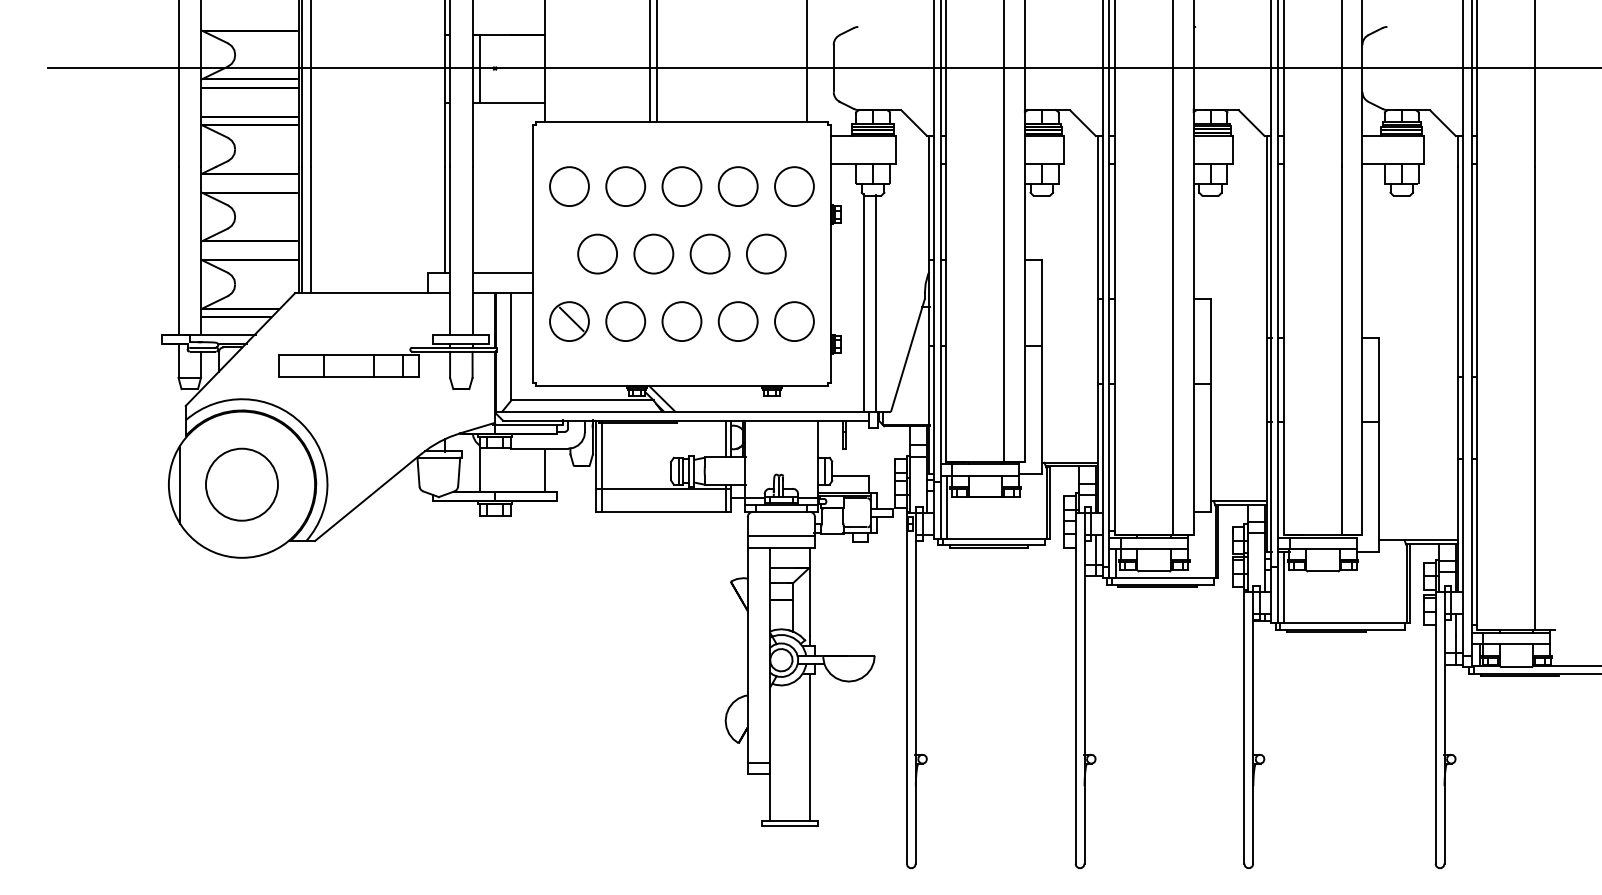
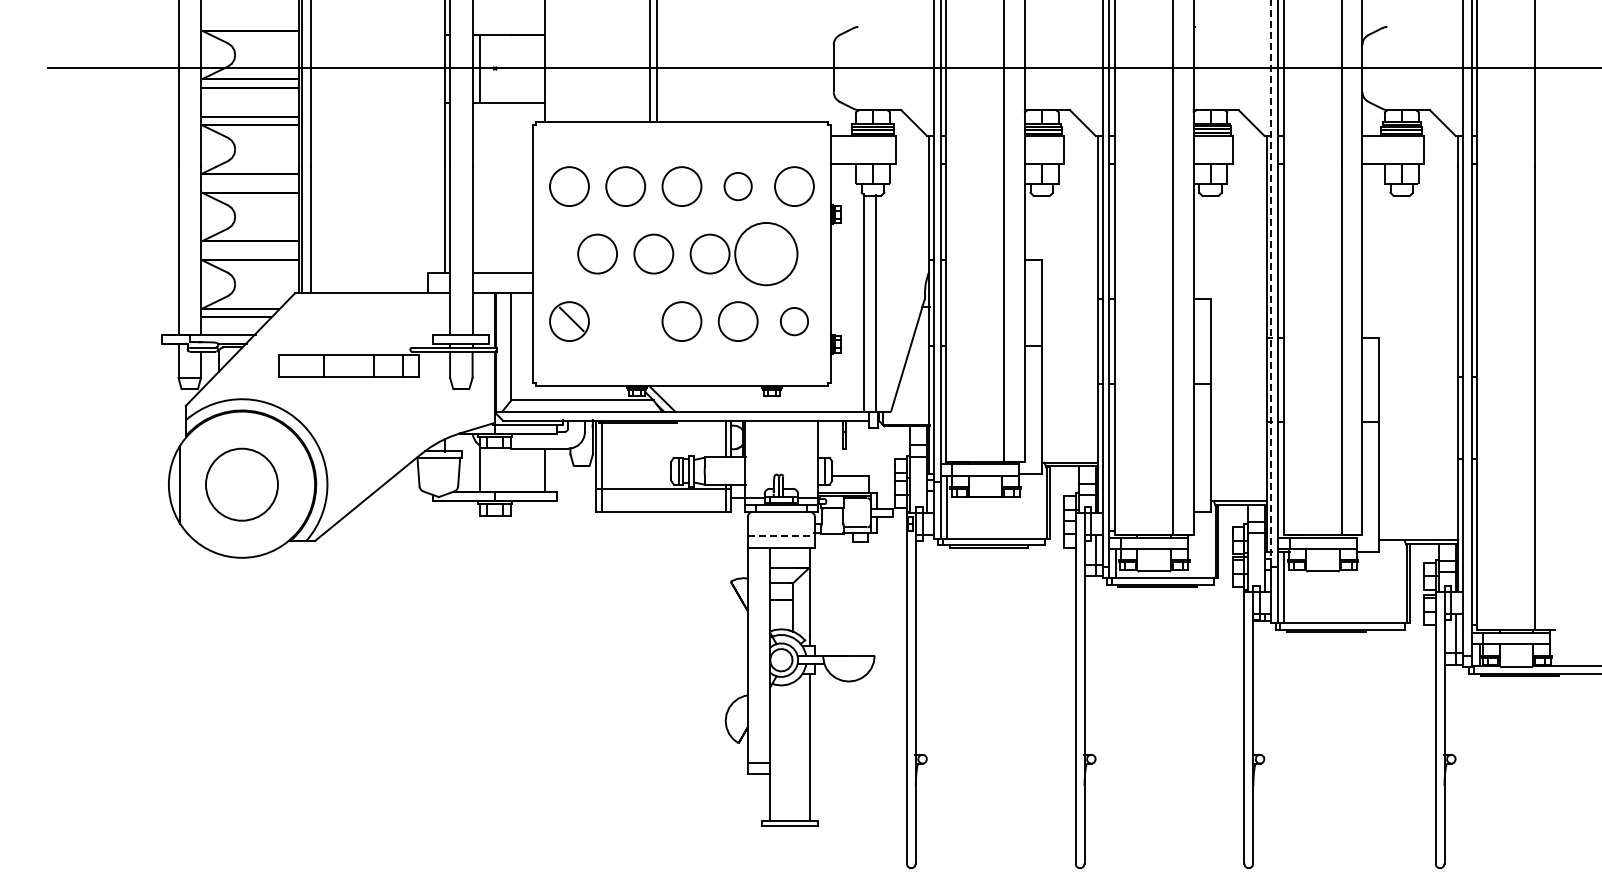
line: present -> none (806, 62)
circle size: 42x41 px -> 30x30 px (737, 186)
circle diameter: 39 px -> 62 px (766, 253)
line: solid -> dashed (1271, 283)
circle: present -> none (625, 321)
circle diameter: 39 px -> 27 px (794, 321)
line: solid -> dashed (781, 536)
